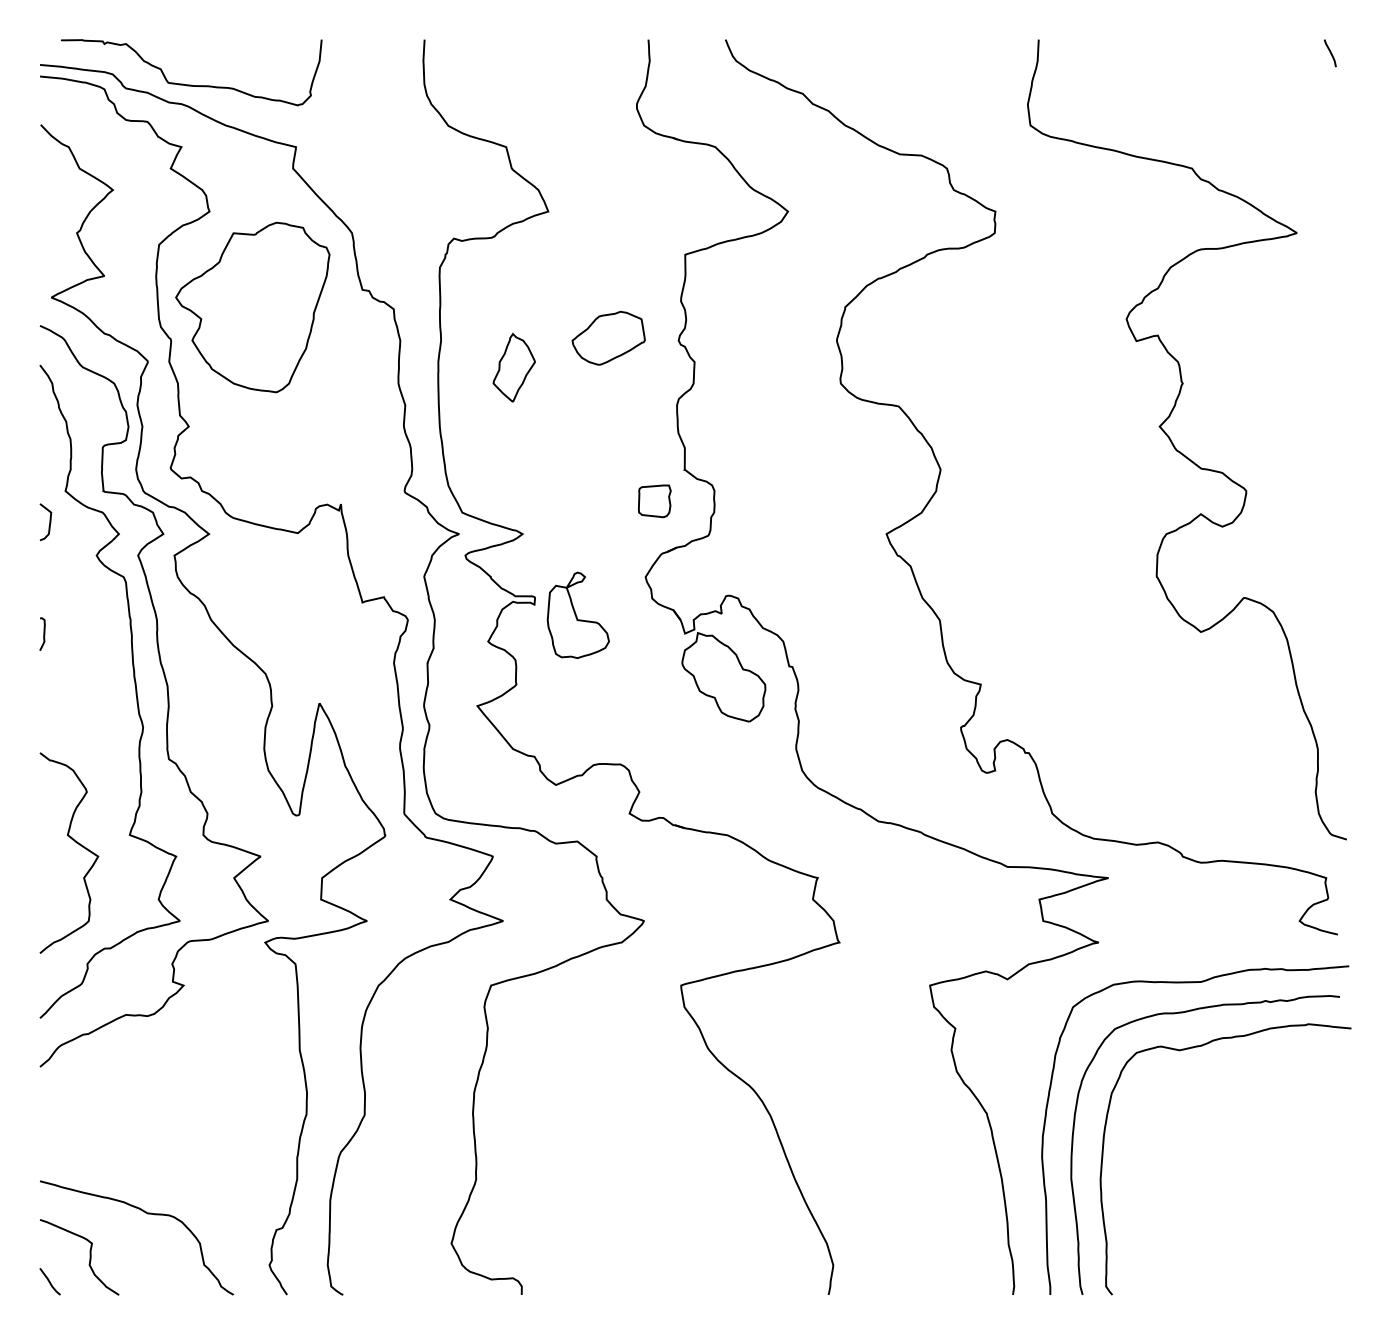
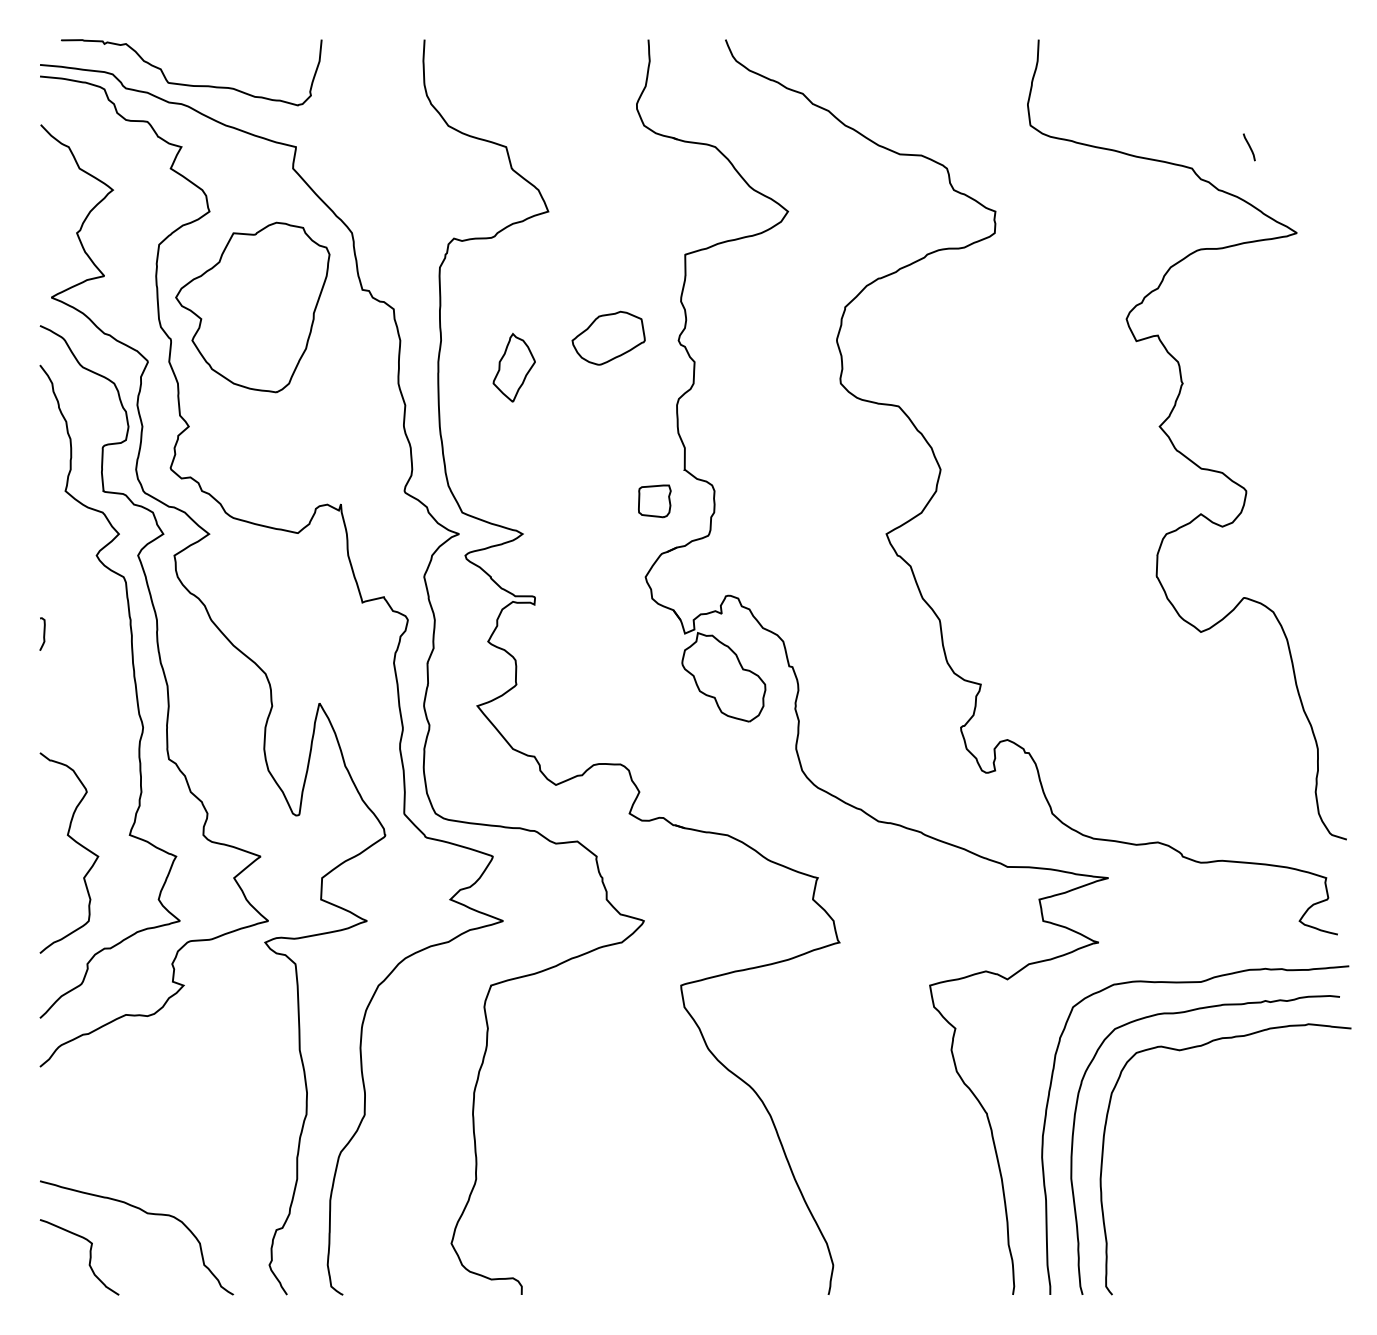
curve position: (1329, 52) -> (1248, 146) (1248, 146)
curve: present -> none (49, 522)
part: present -> none (577, 614)
line: present -> none (49, 1281)
